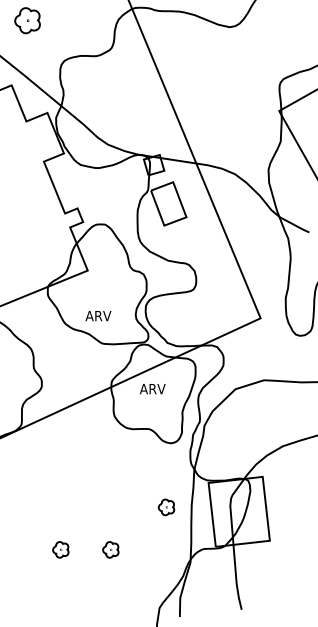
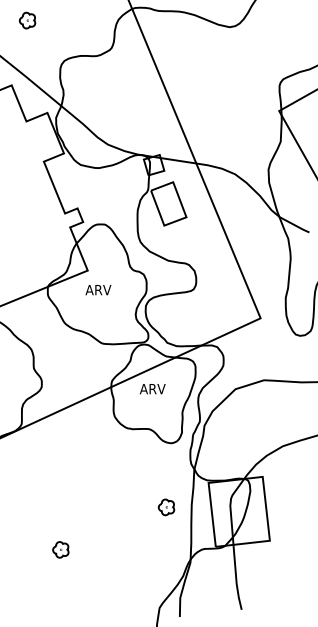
part size: 27x28 px -> 19x19 px (27, 20)
text position: (98, 316) -> (98, 290) (98, 290)
part: present -> none (110, 549)
